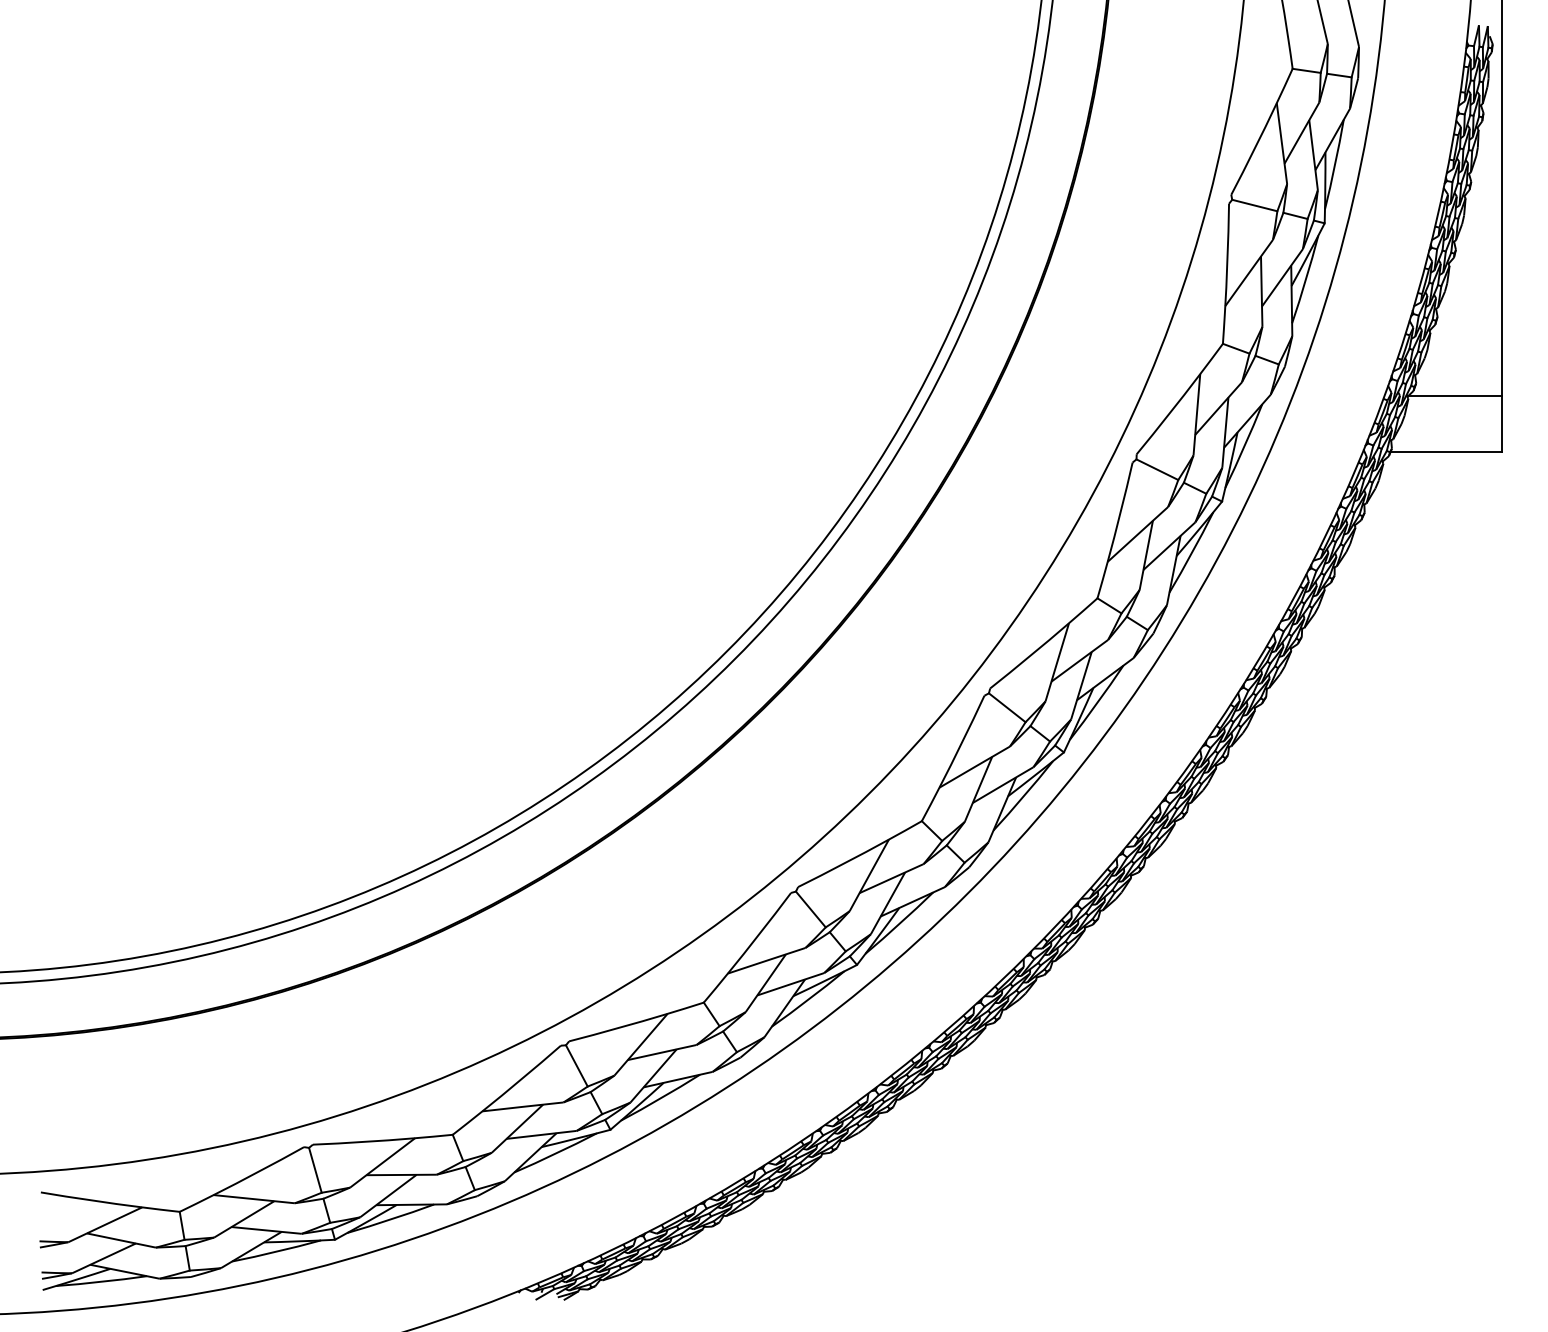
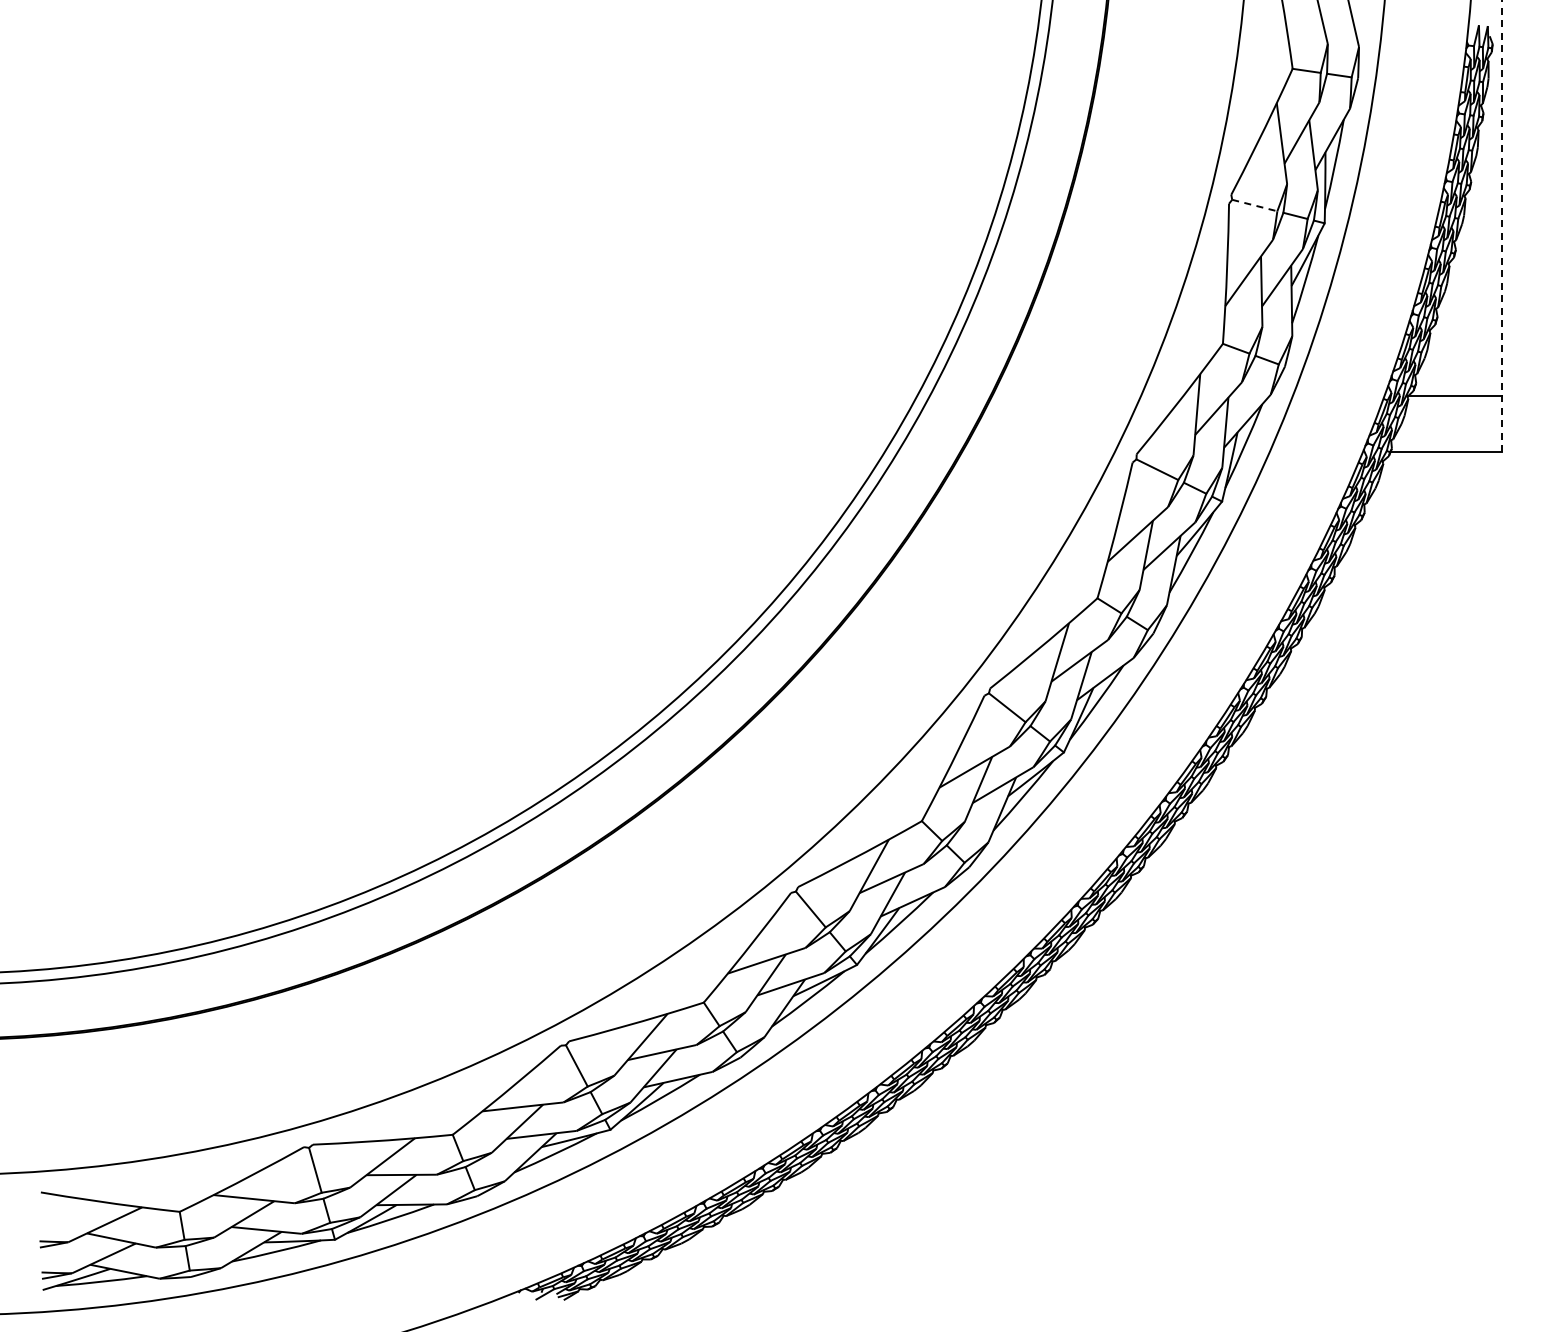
line: solid -> dashed (1255, 205)
line: solid -> dashed (1501, 225)
